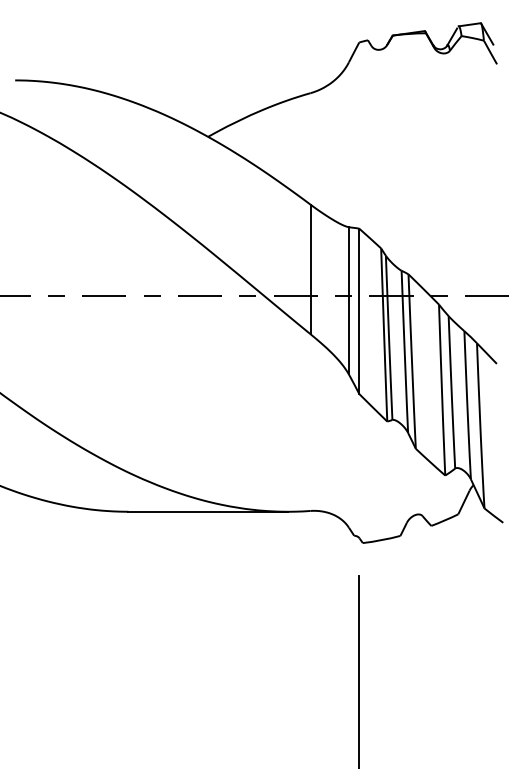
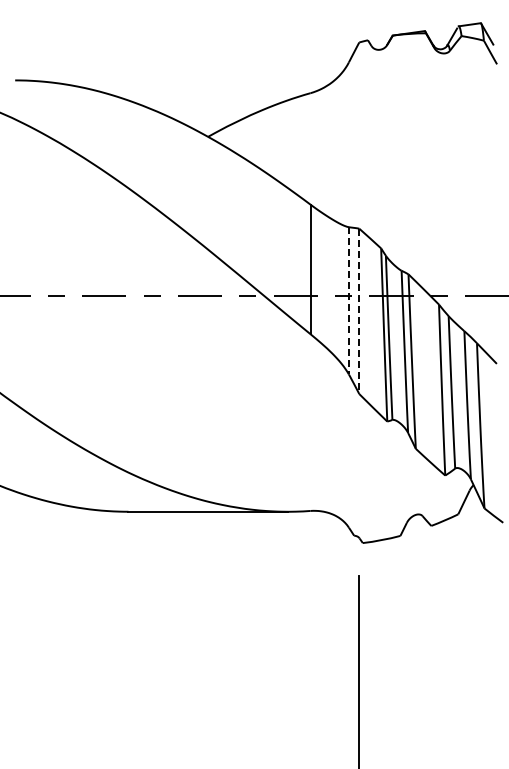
line: solid -> dashed (348, 300)
line: solid -> dashed (359, 311)
